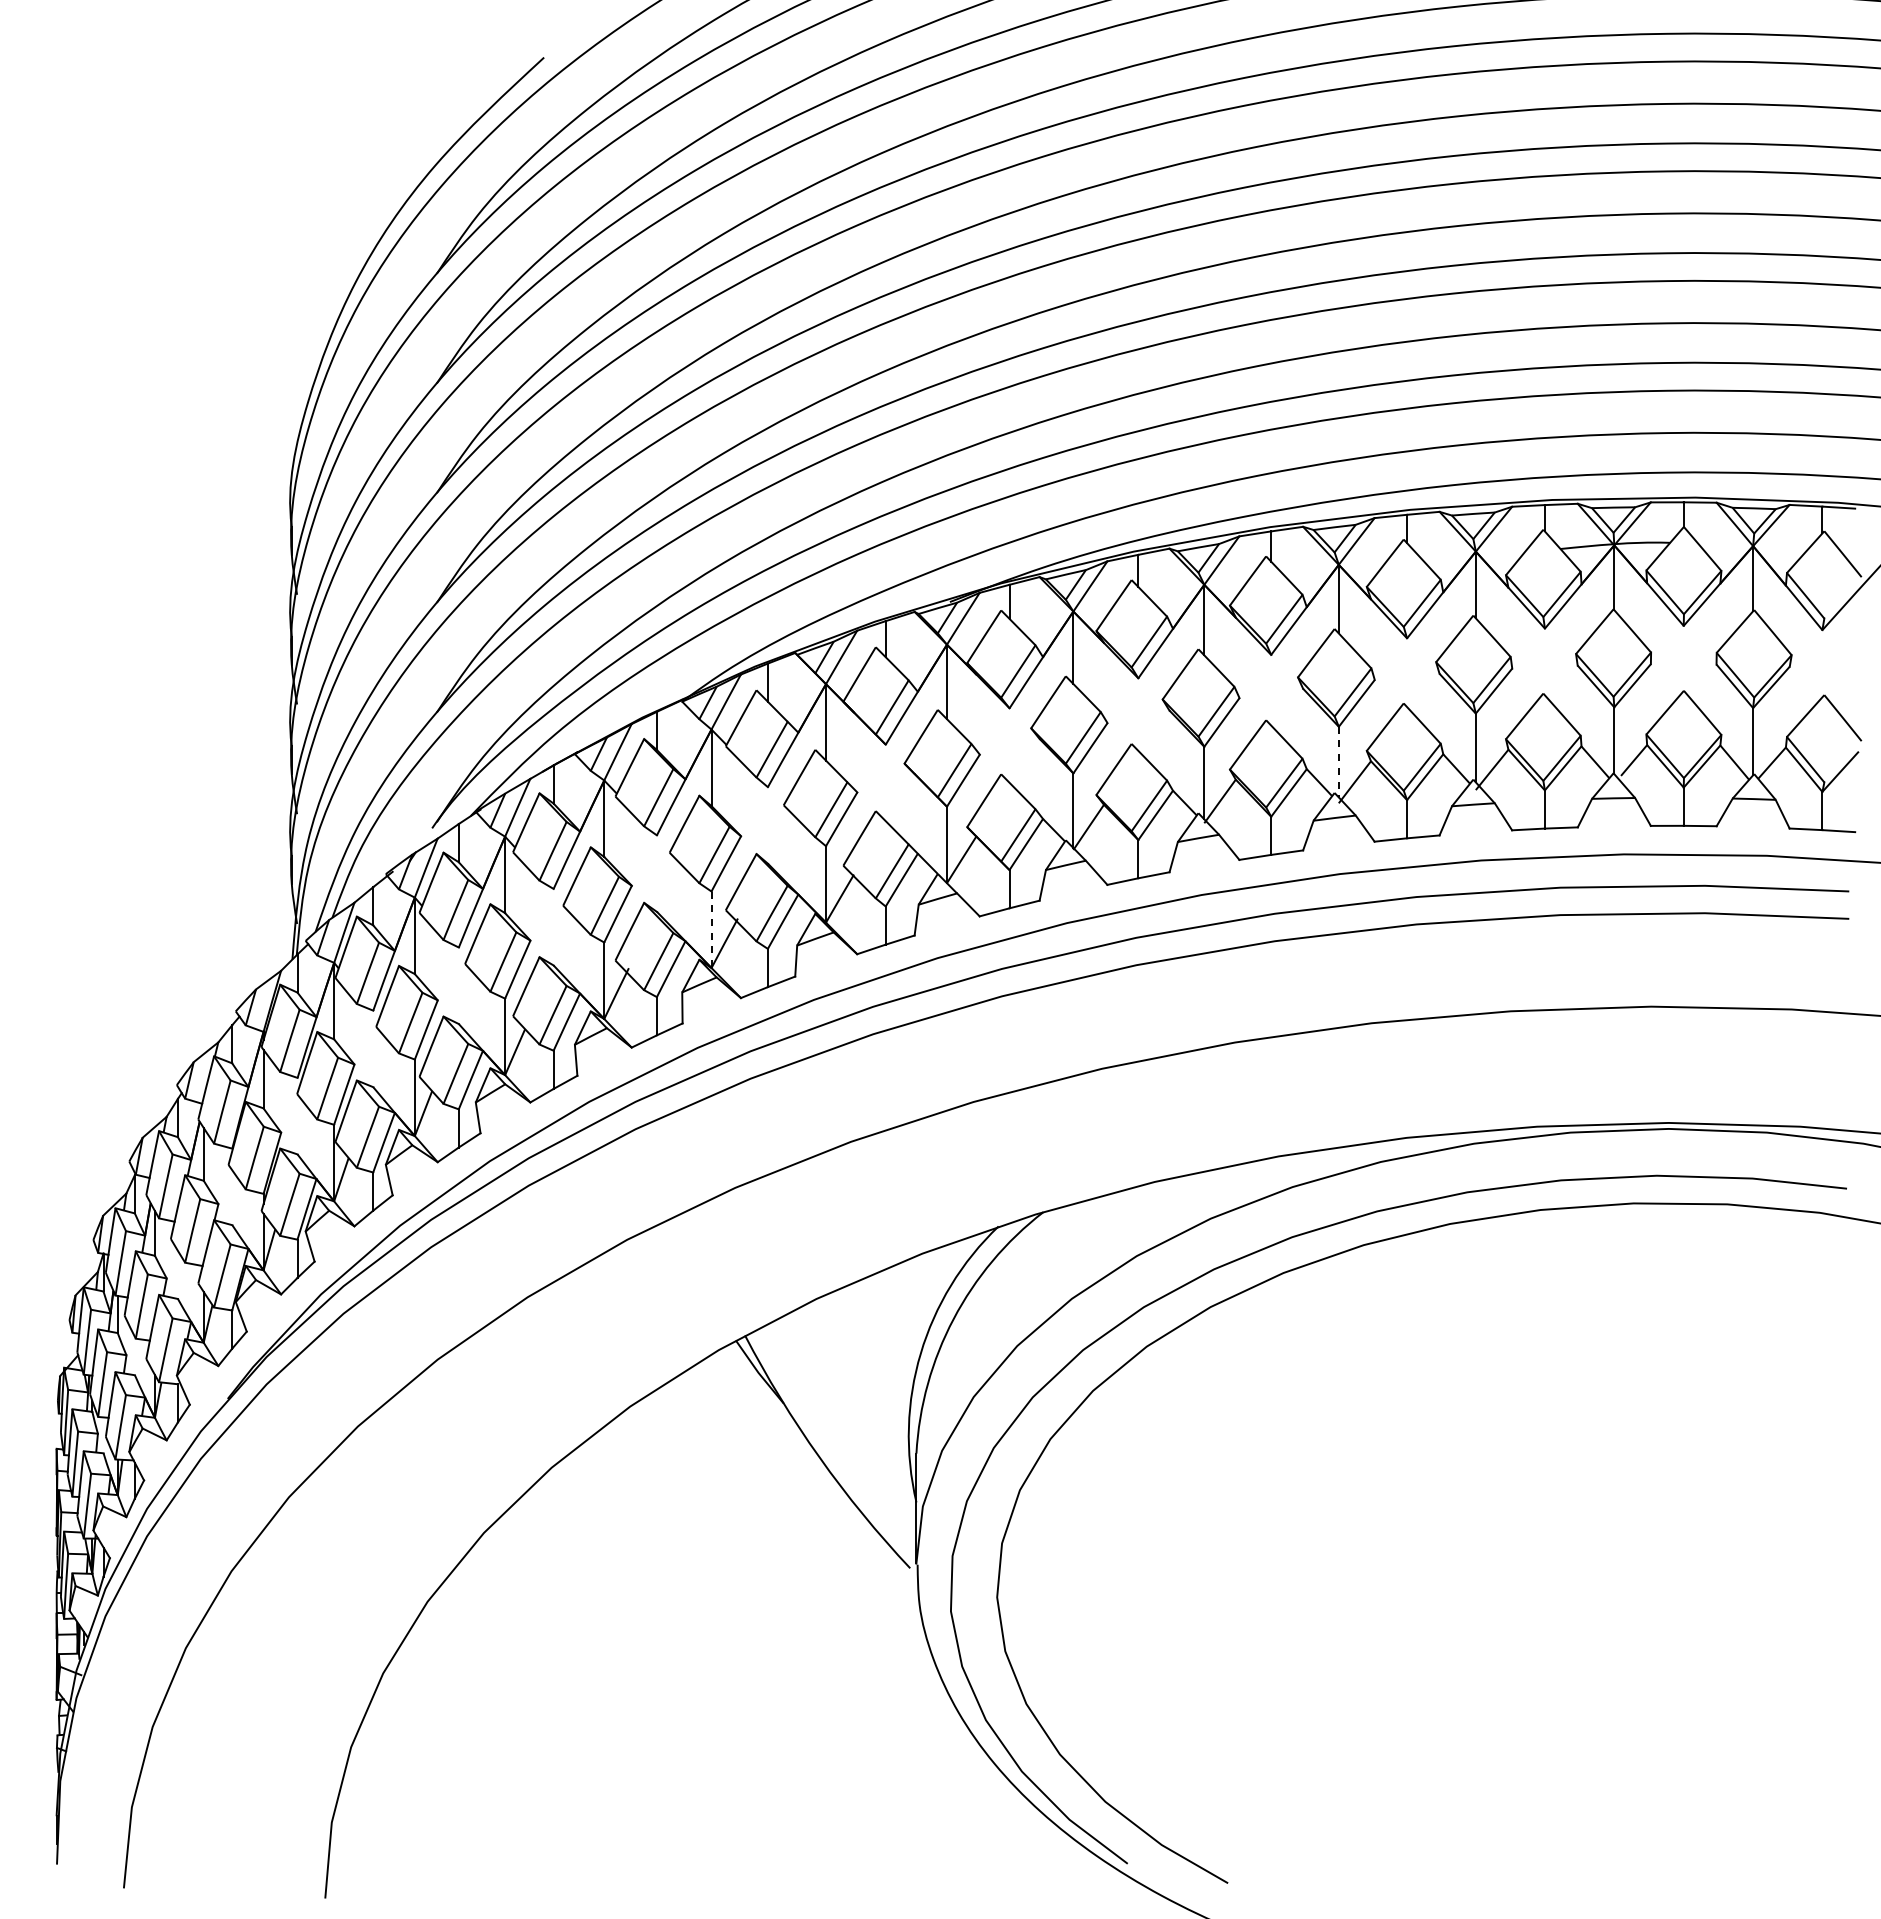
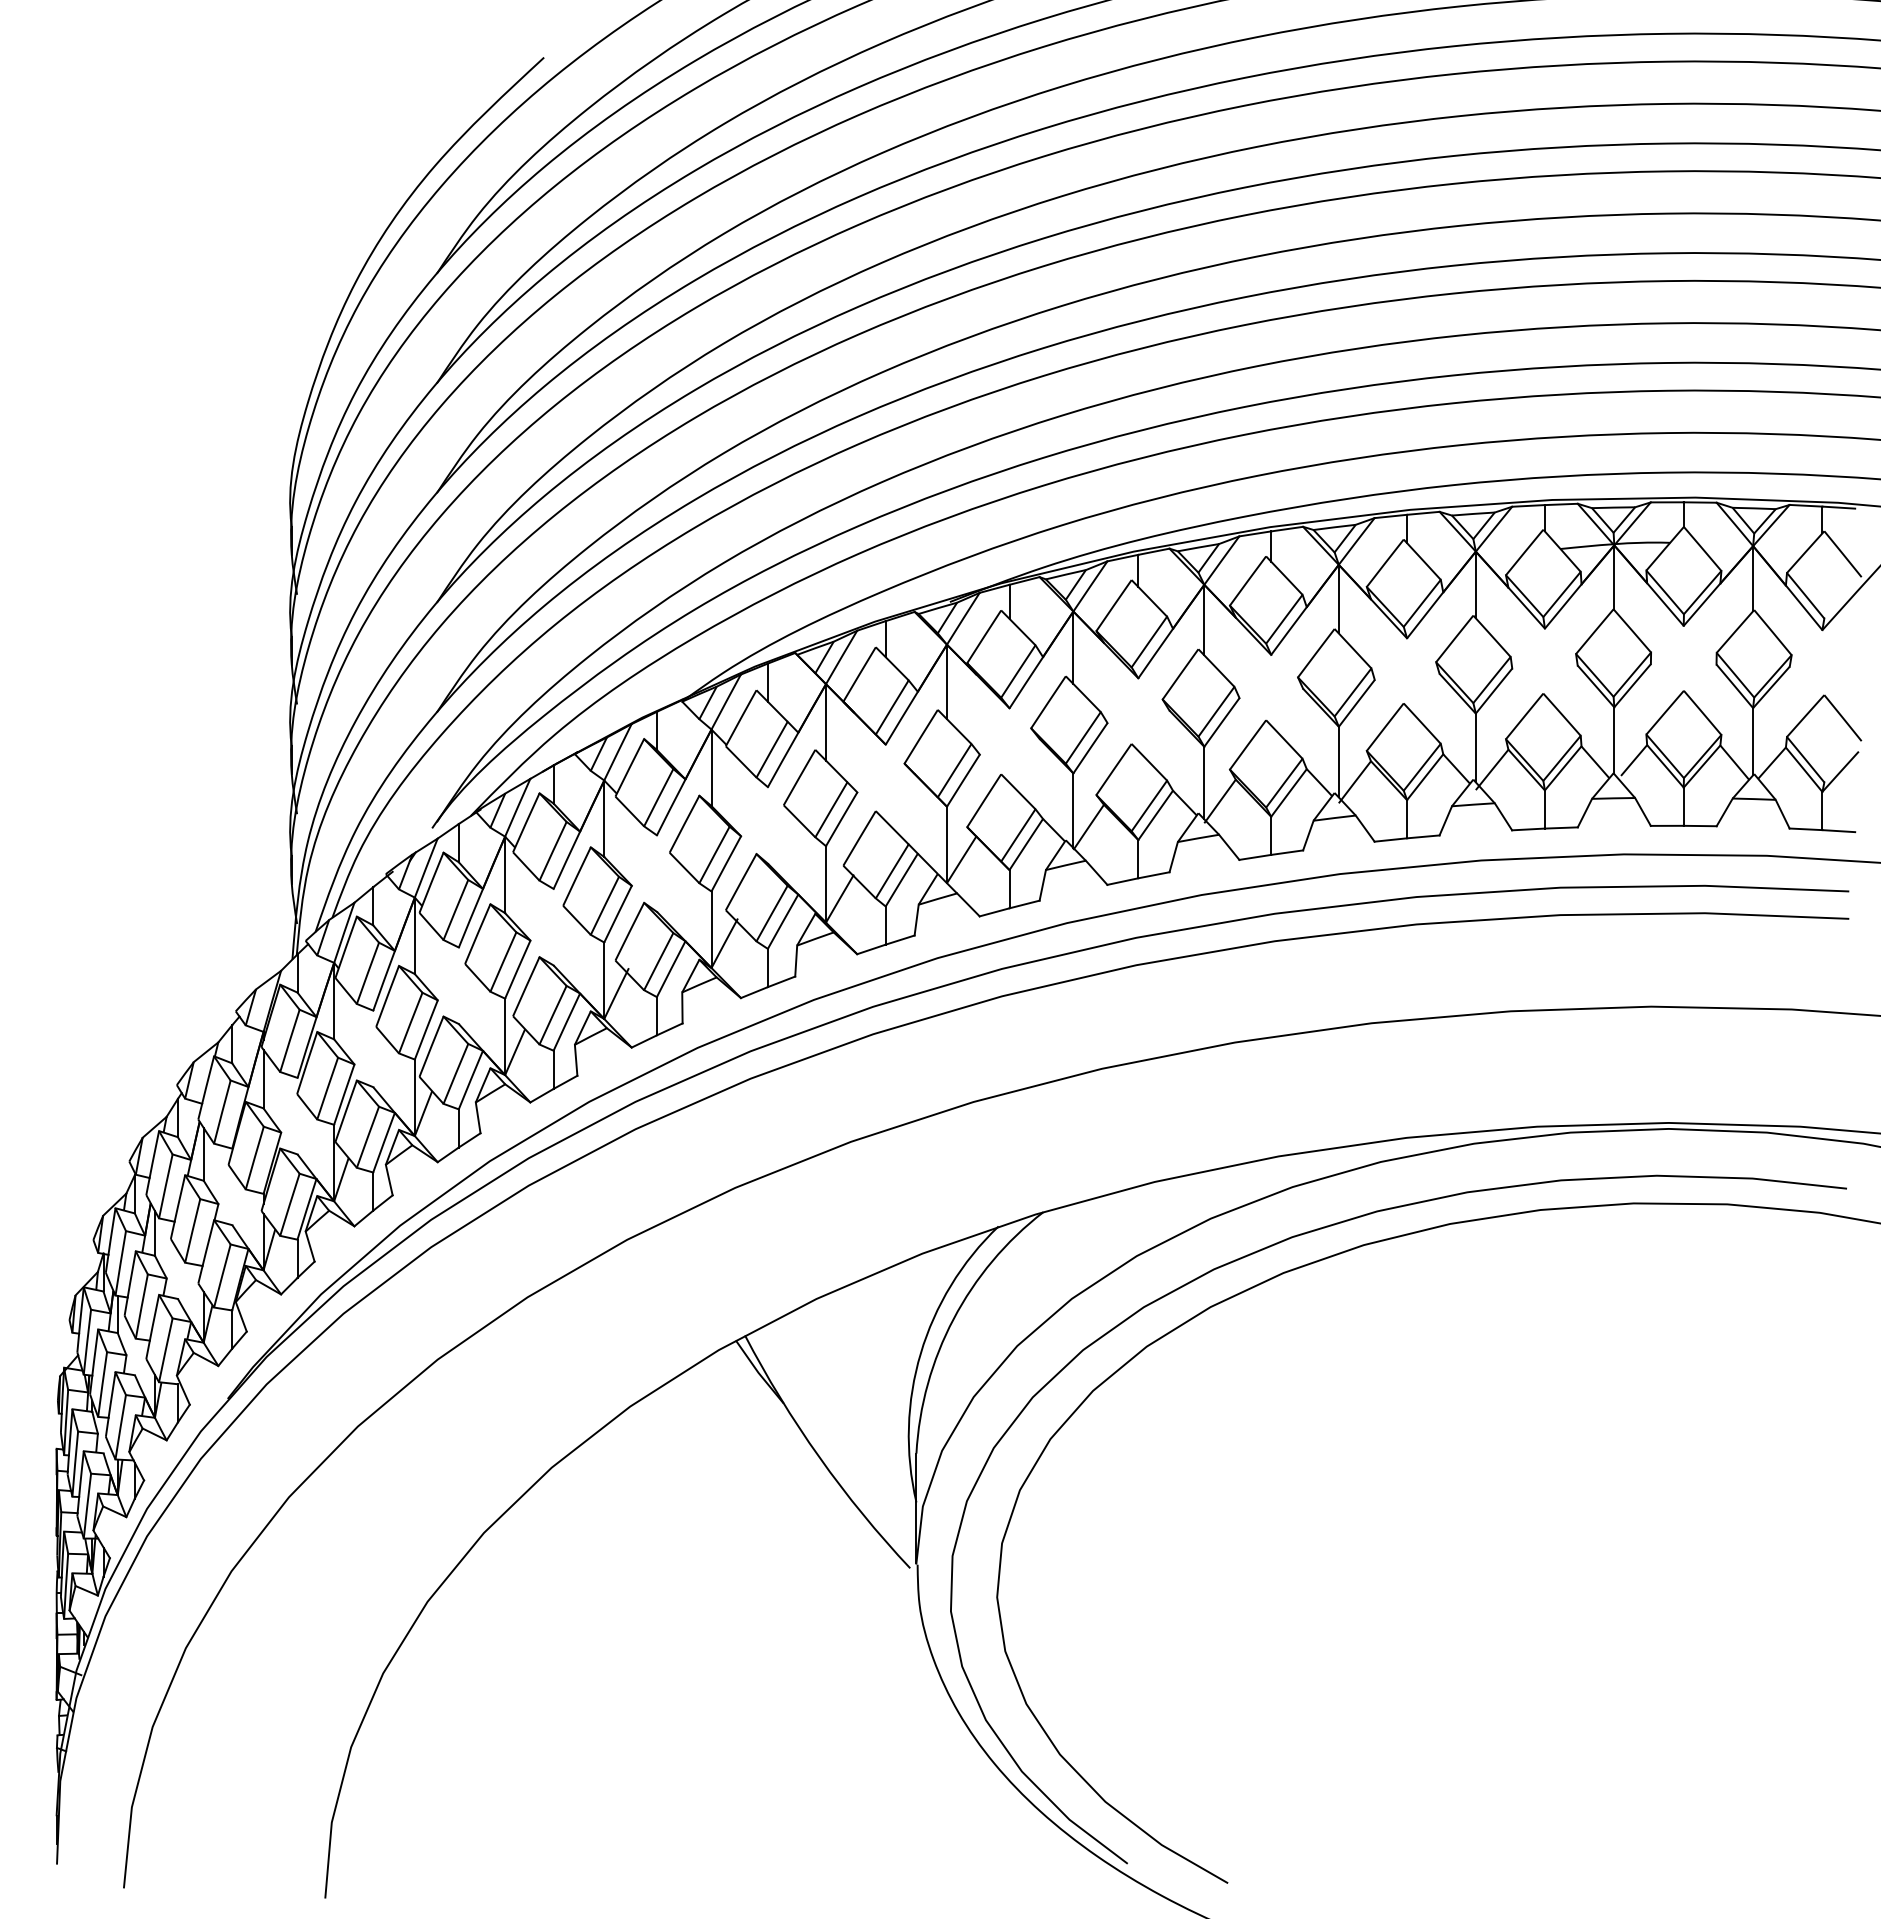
line: dashed -> solid (1338, 762)
line: dashed -> solid (711, 930)
